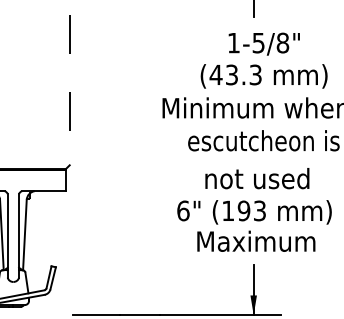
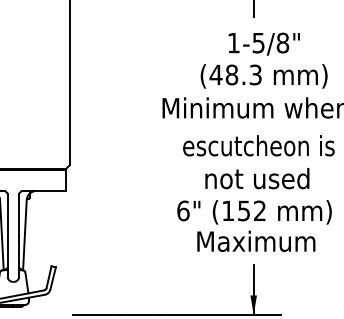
text: (43.3 -> (48.3 (231, 74)
line: dashed -> solid (69, 83)
text position: (263, 140) -> (258, 145) (258, 145)
text: (193 -> (152 (251, 210)
